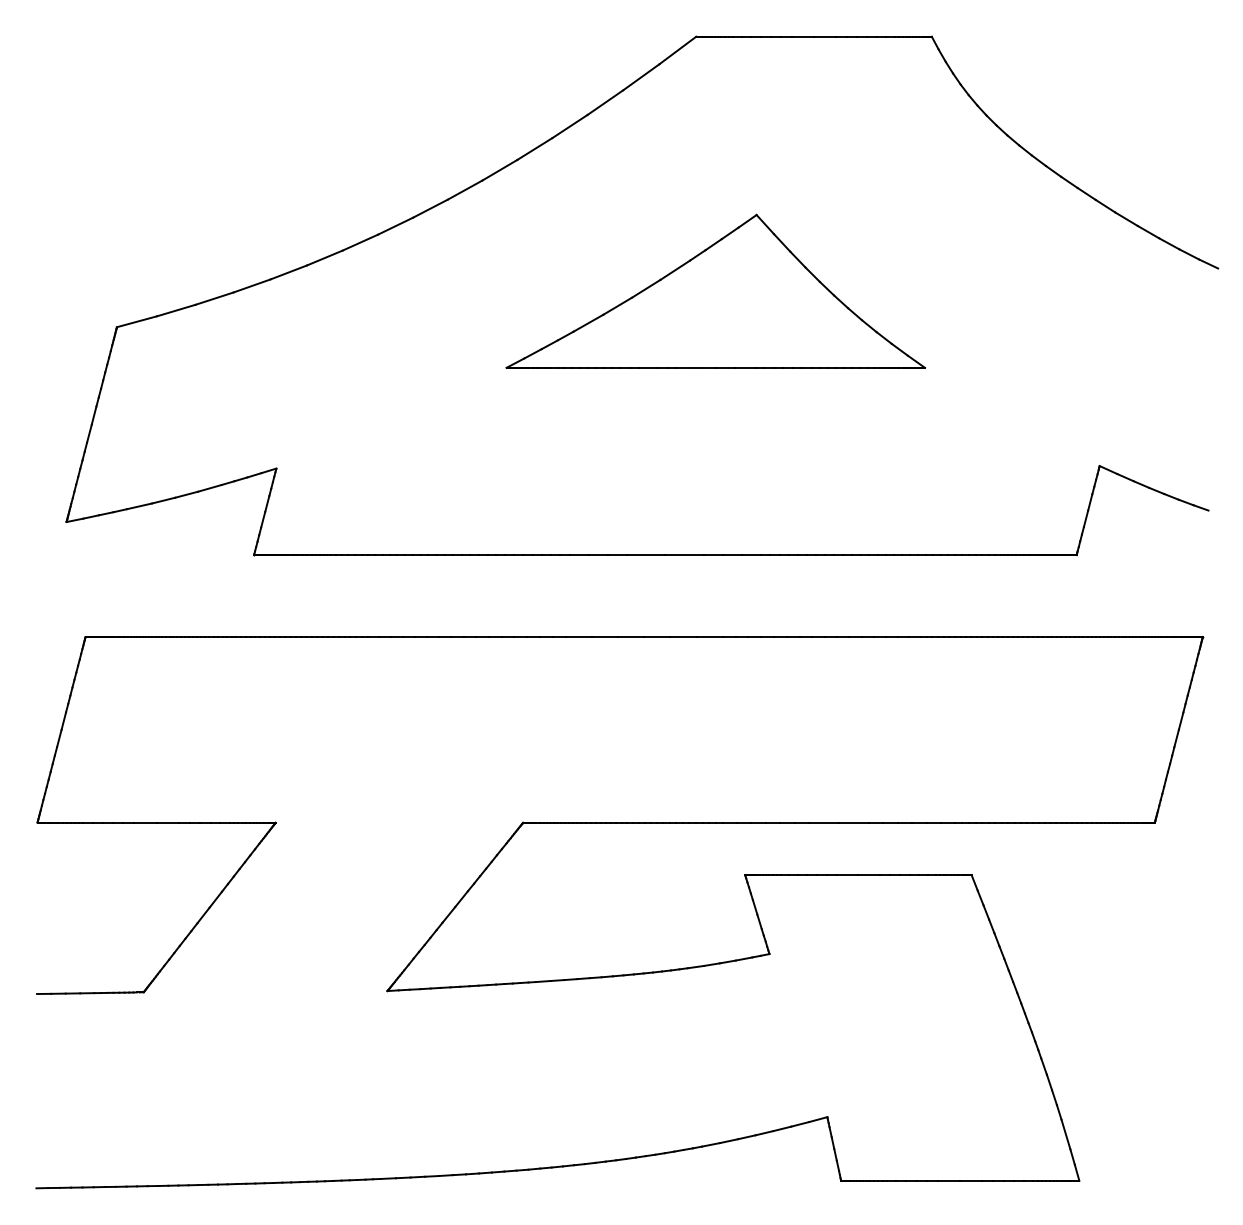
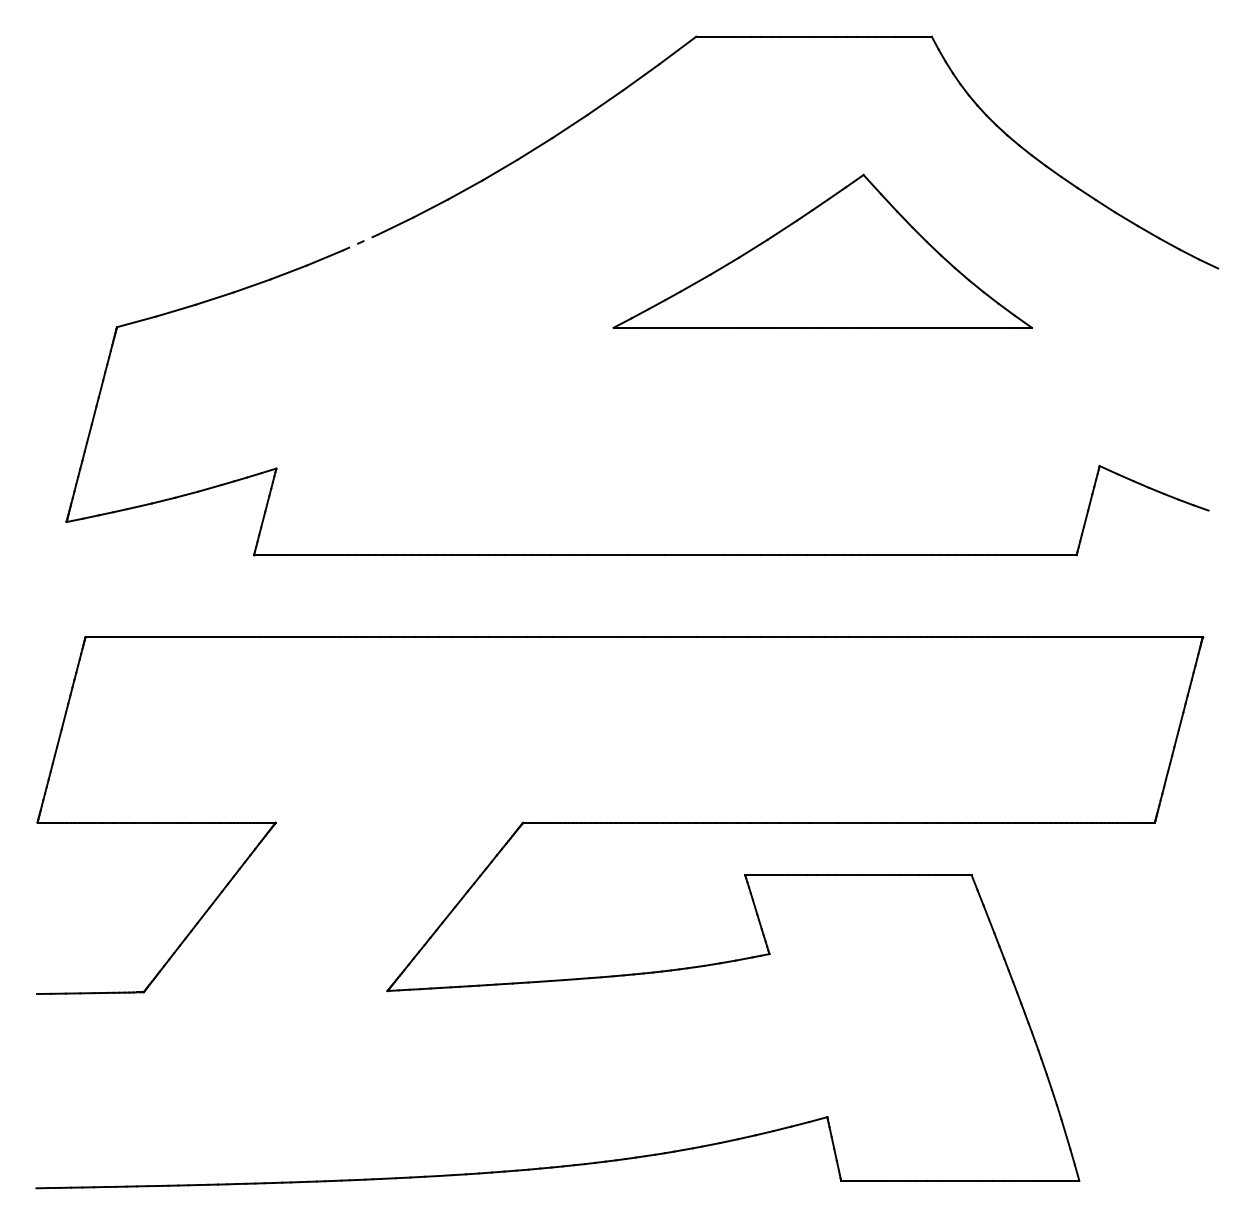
line: solid -> dashed (360, 242)
part position: (715, 290) -> (822, 250) (822, 250)
